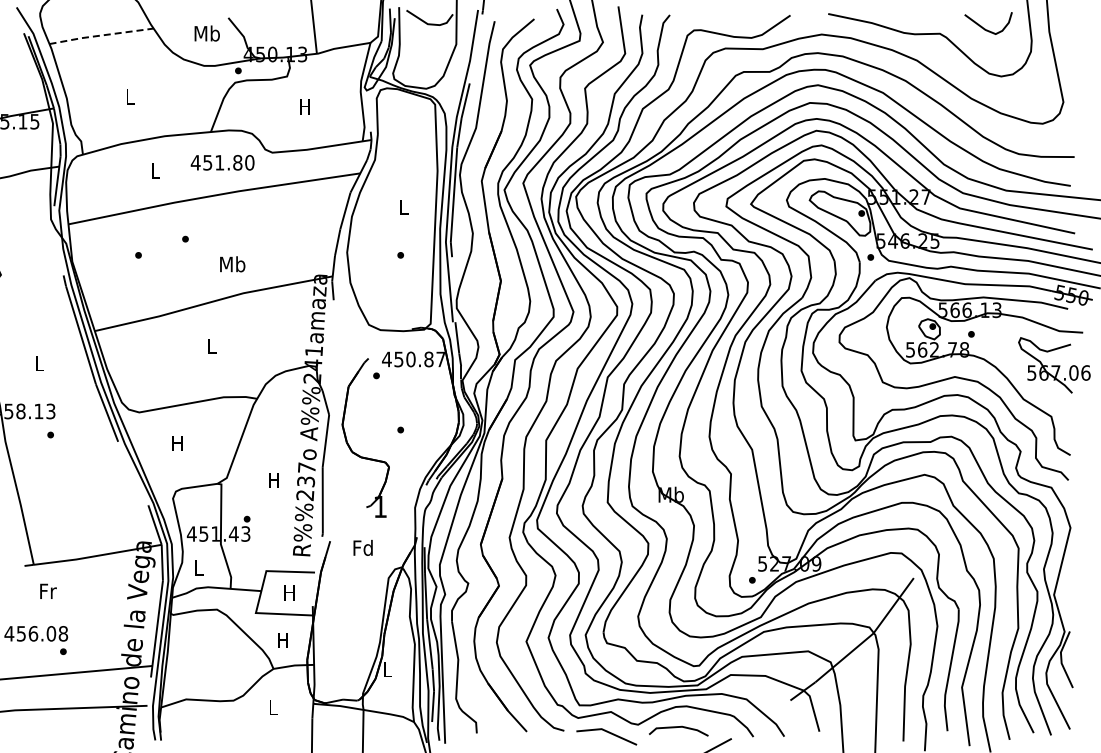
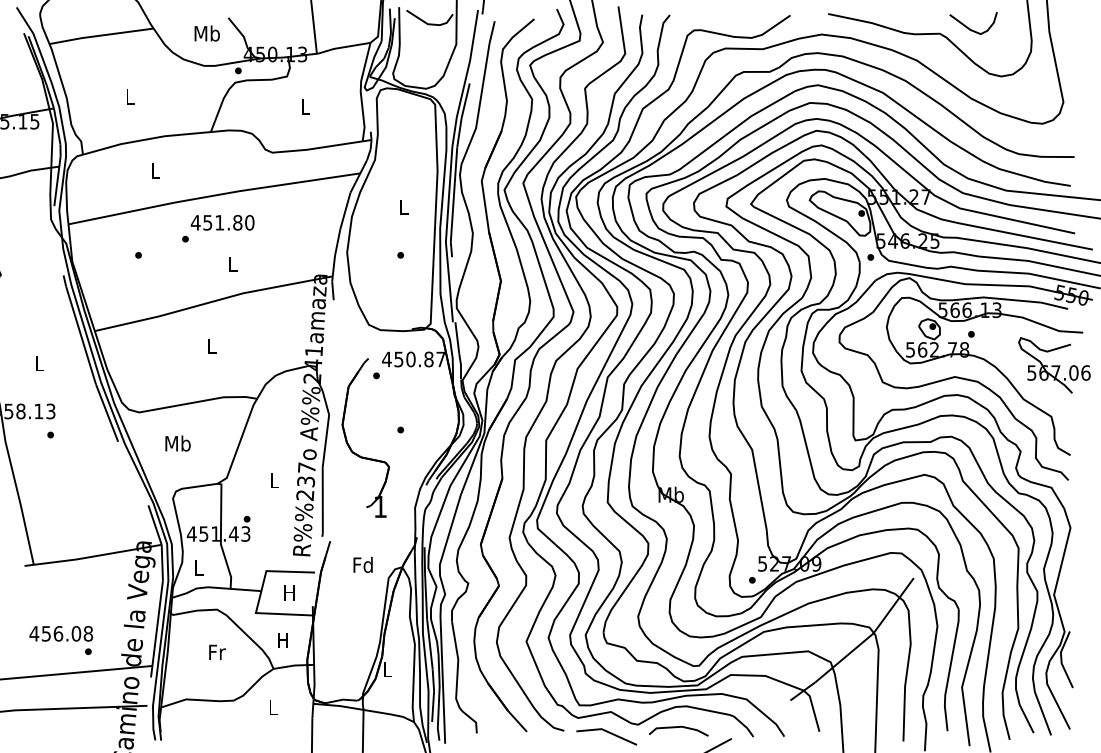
curve position: (985, 28) -> (970, 28) (970, 28)
line: dashed -> solid (101, 35)
text: H -> L (304, 106)
text position: (222, 162) -> (222, 222) (222, 222)
text: Mb -> L (232, 264)
text: H -> Mb (177, 443)
text: H -> L (273, 480)
text position: (362, 547) -> (362, 564) (362, 564)
text position: (48, 590) -> (217, 651) (217, 651)
text position: (36, 640) -> (61, 640) (61, 640)
